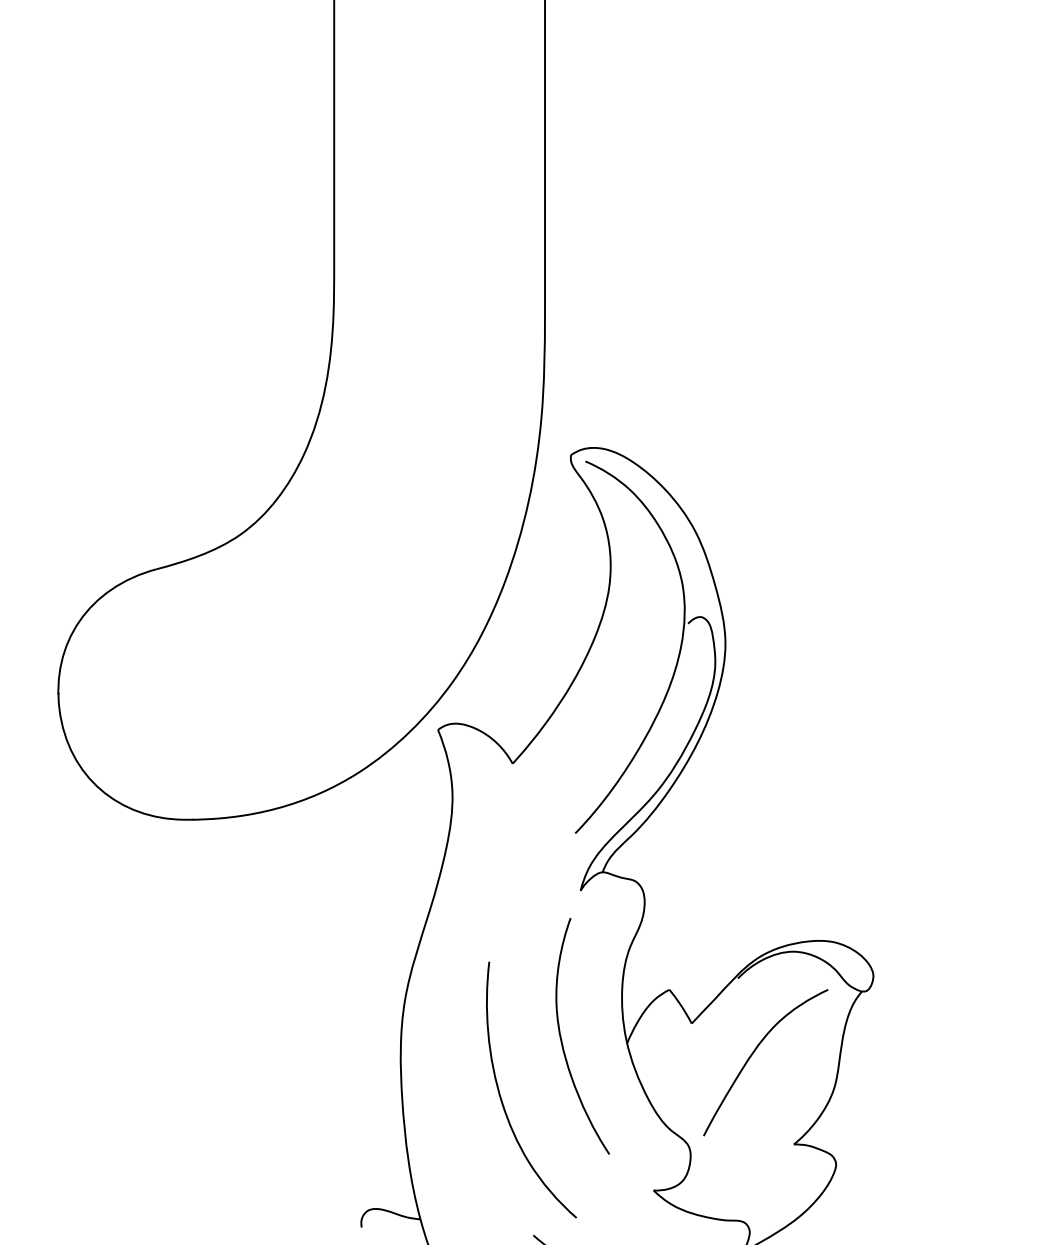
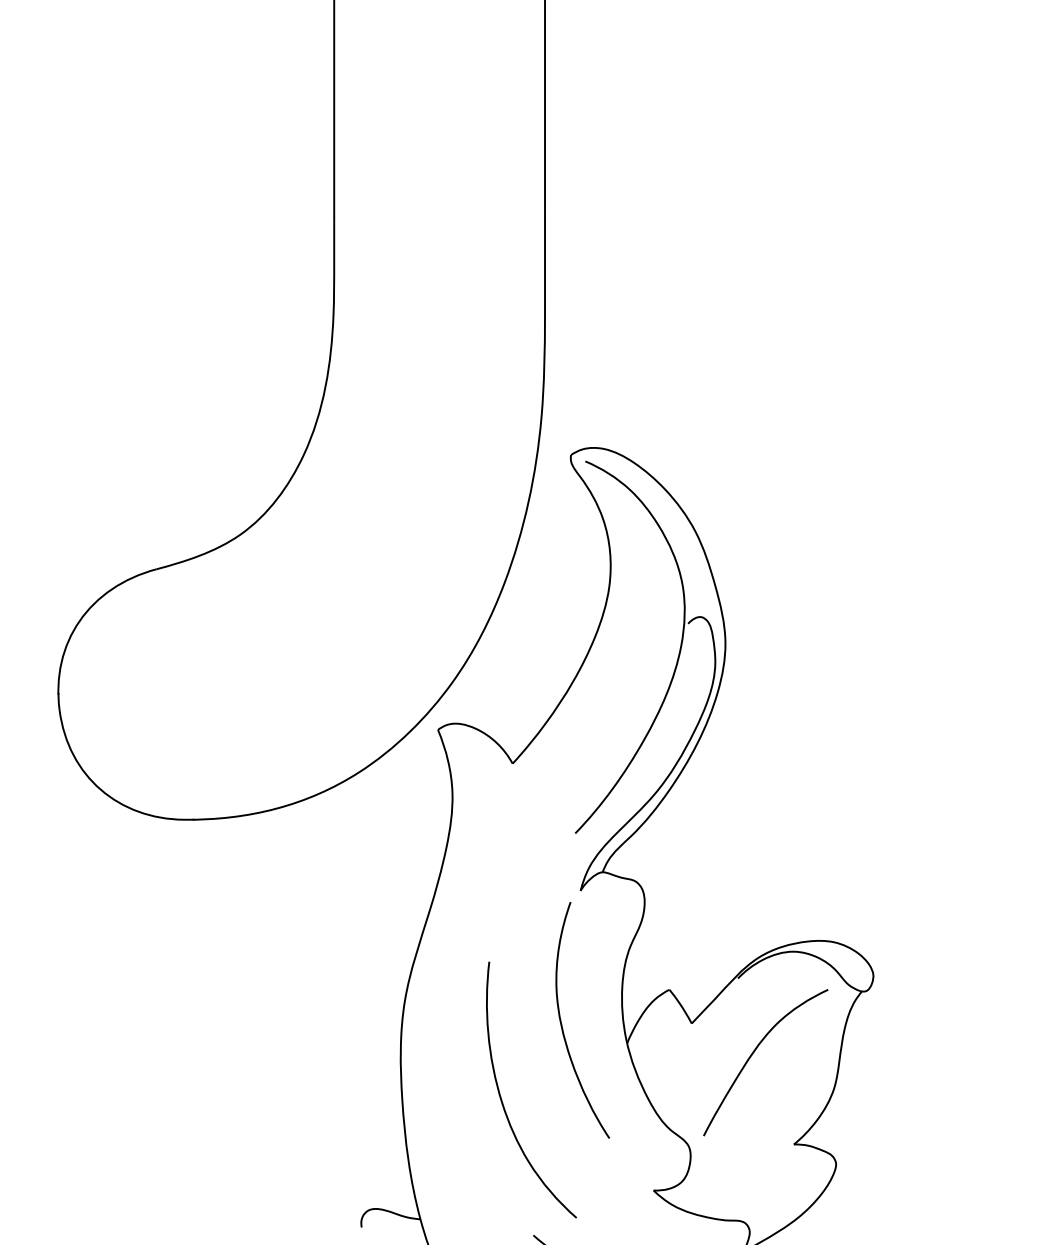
curve position: (562, 1040) -> (562, 1024) (562, 1024)
